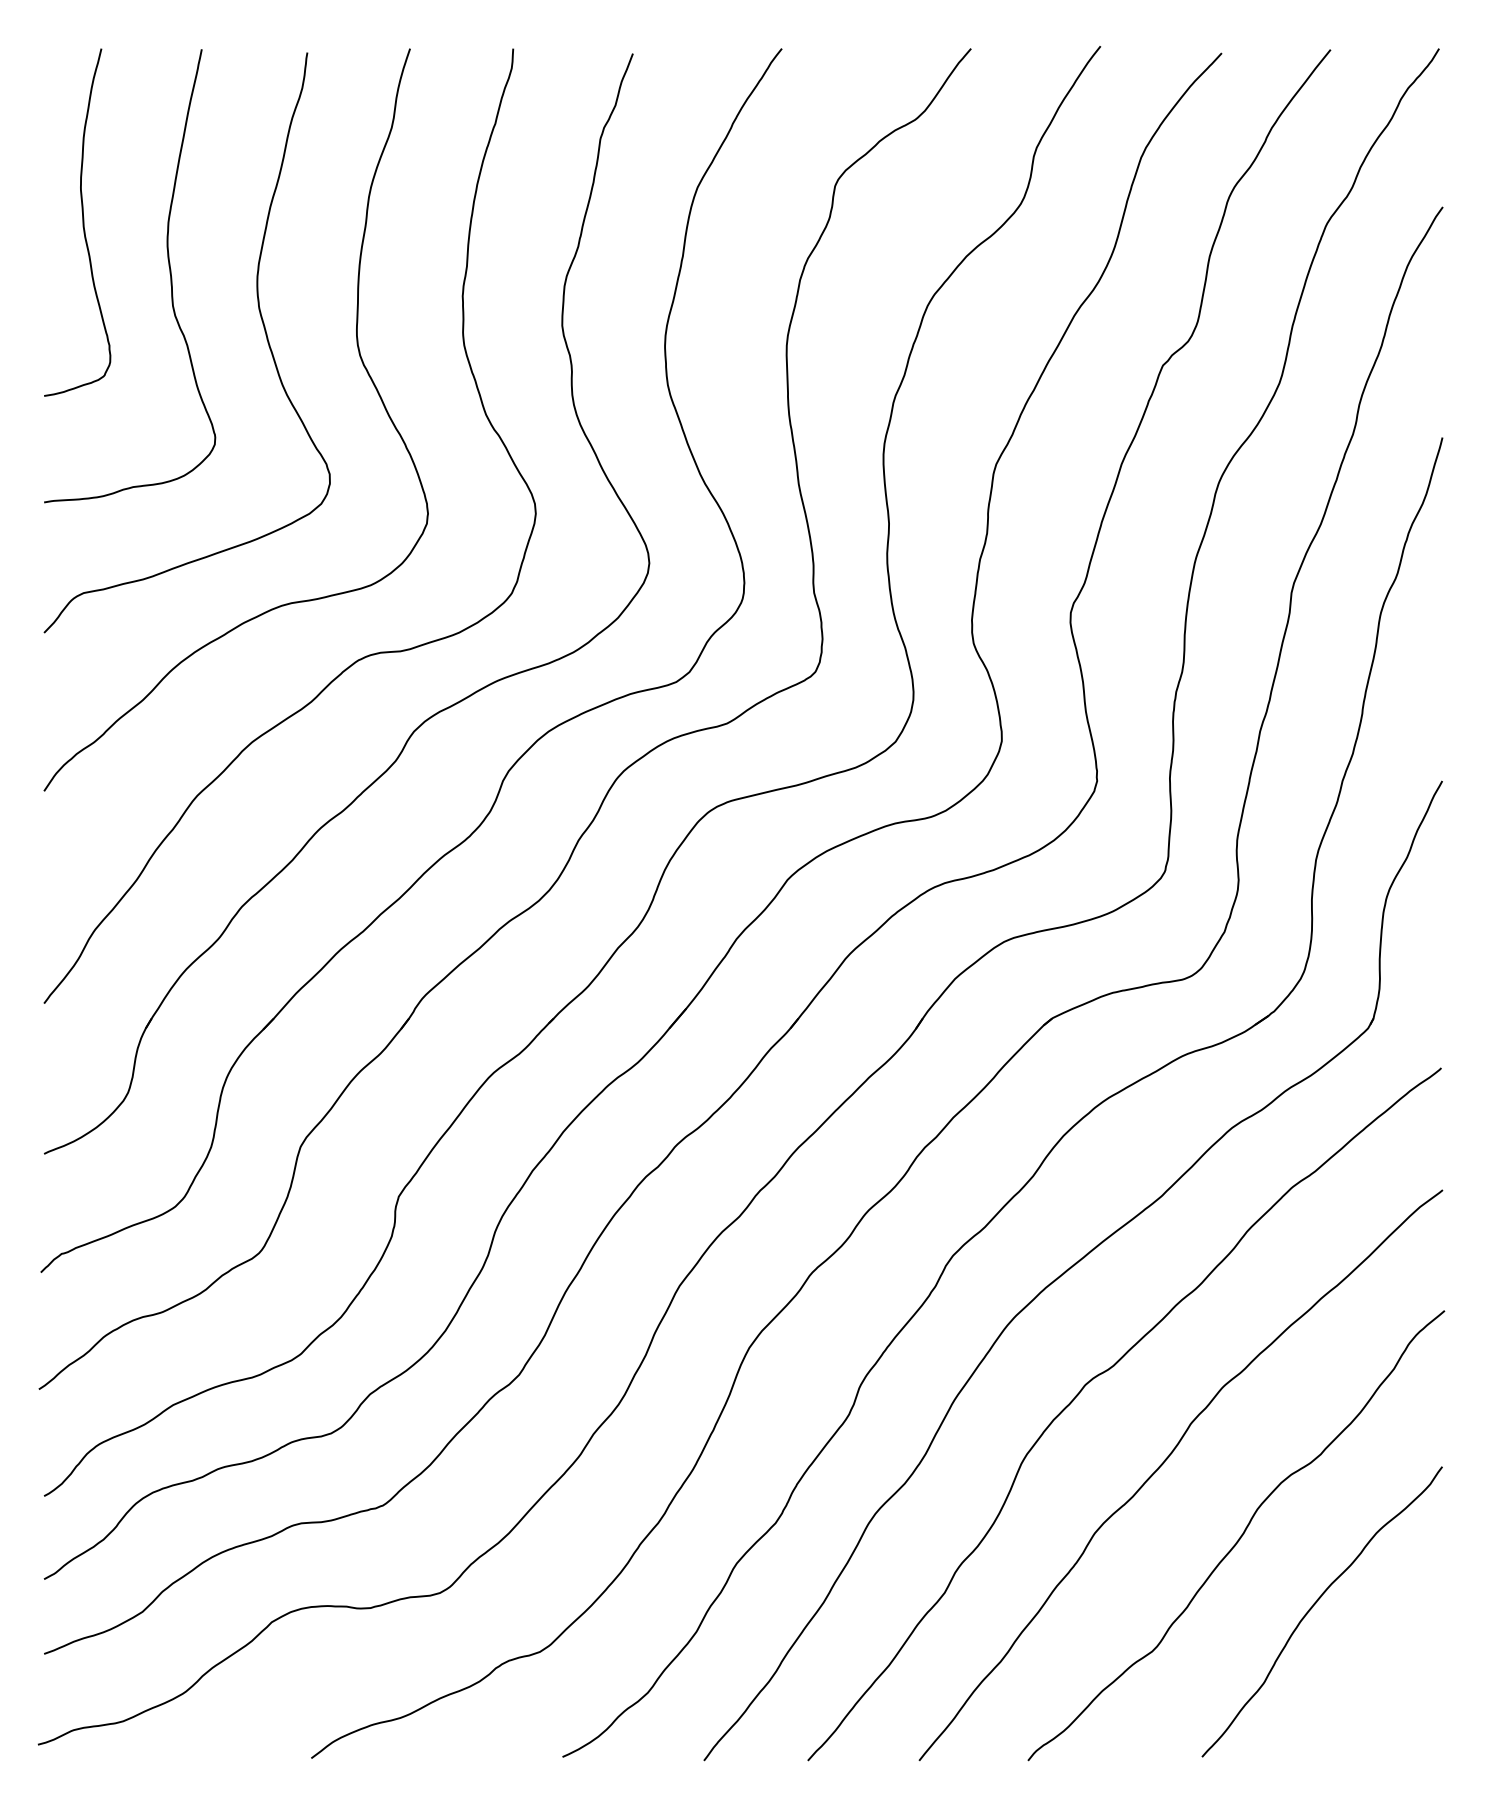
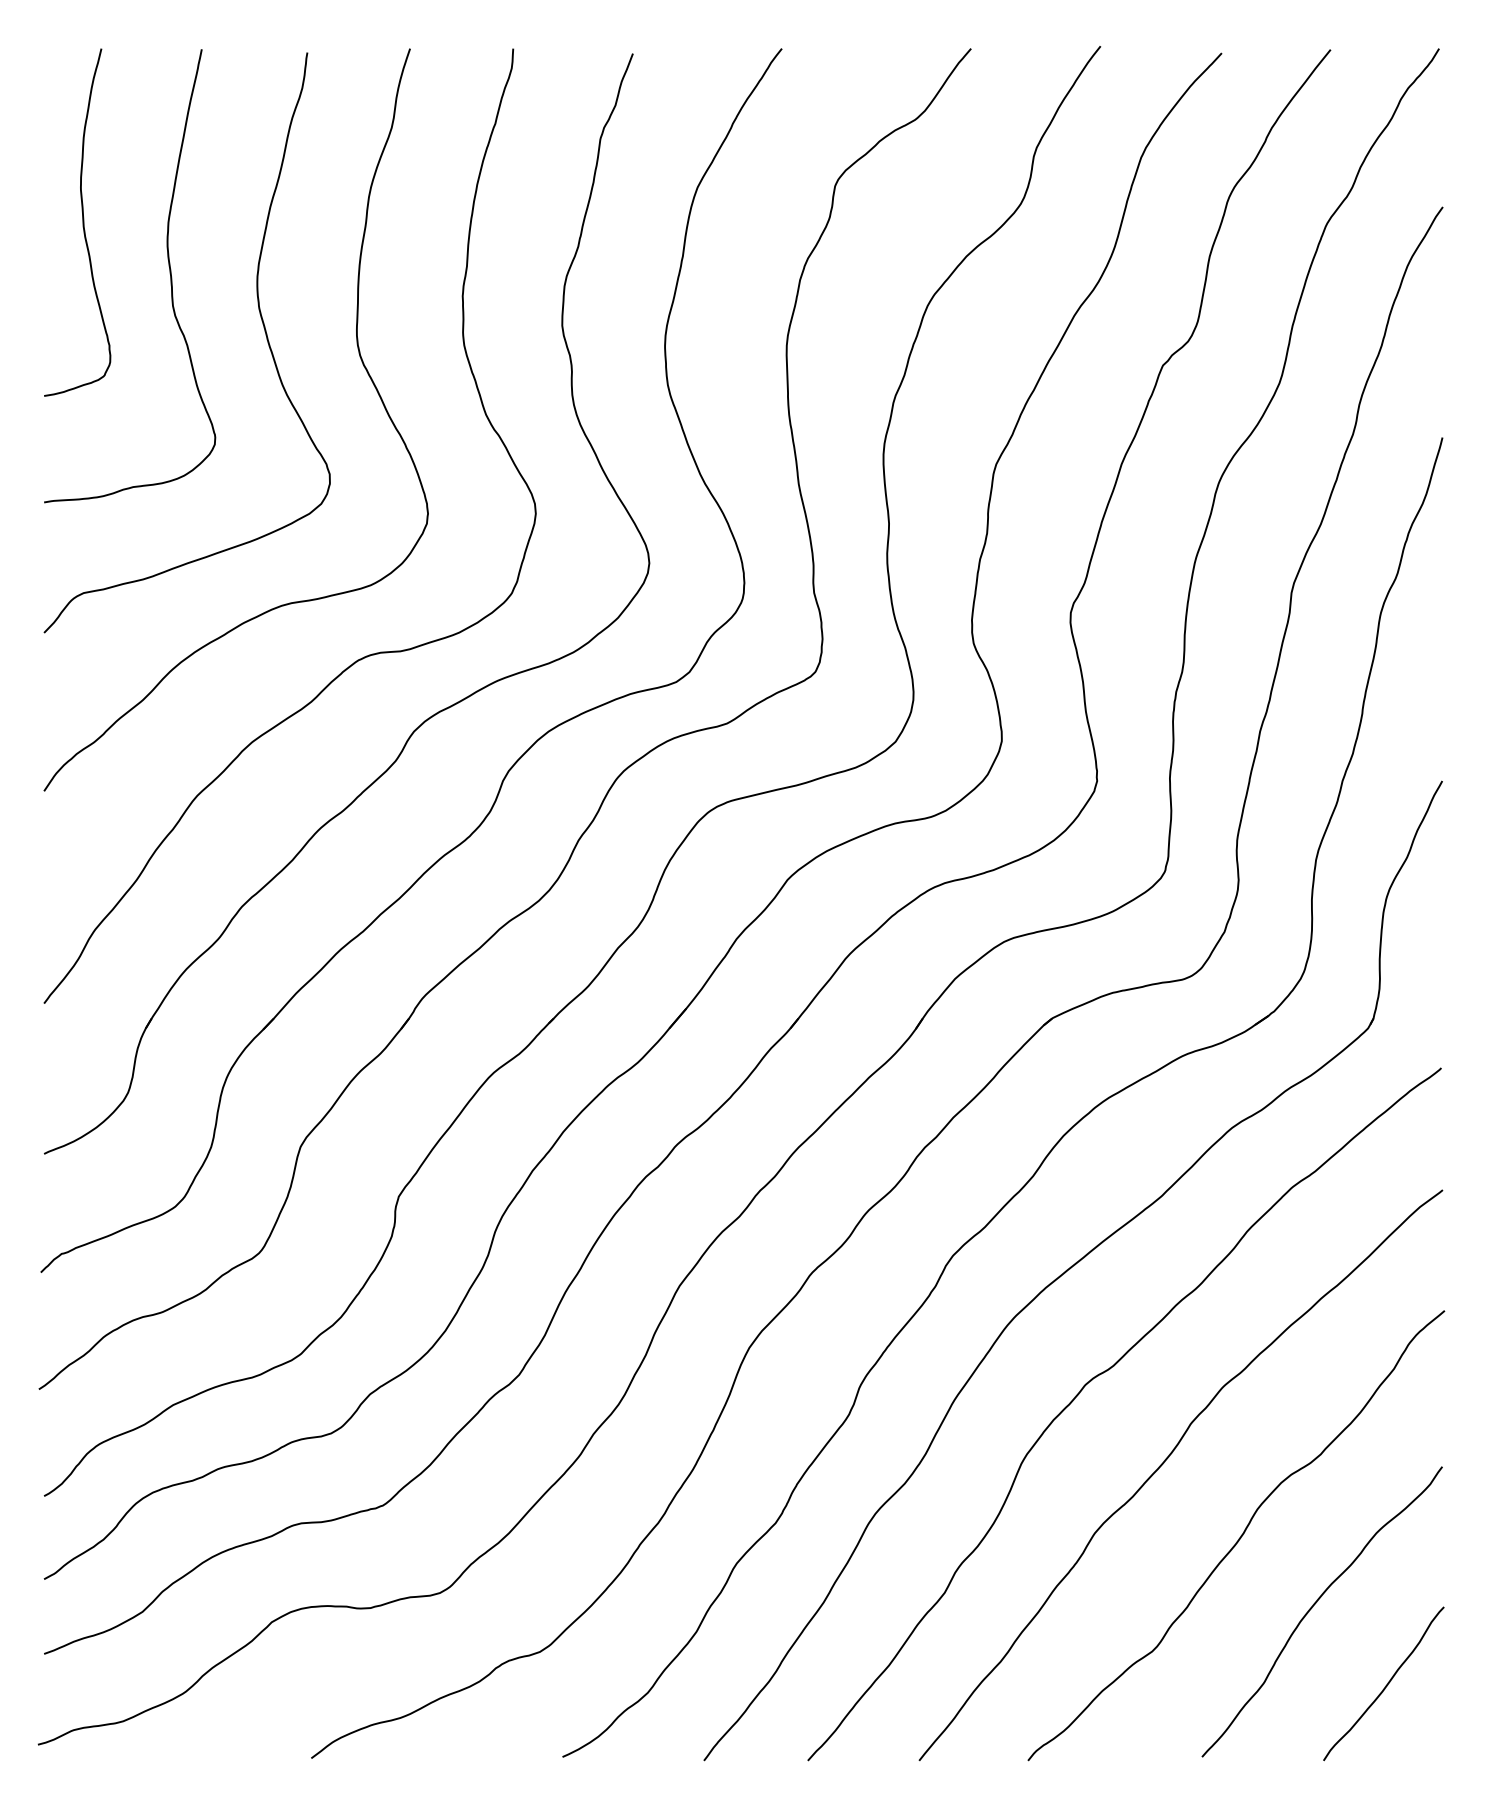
curve: none -> present (1385, 1685)
